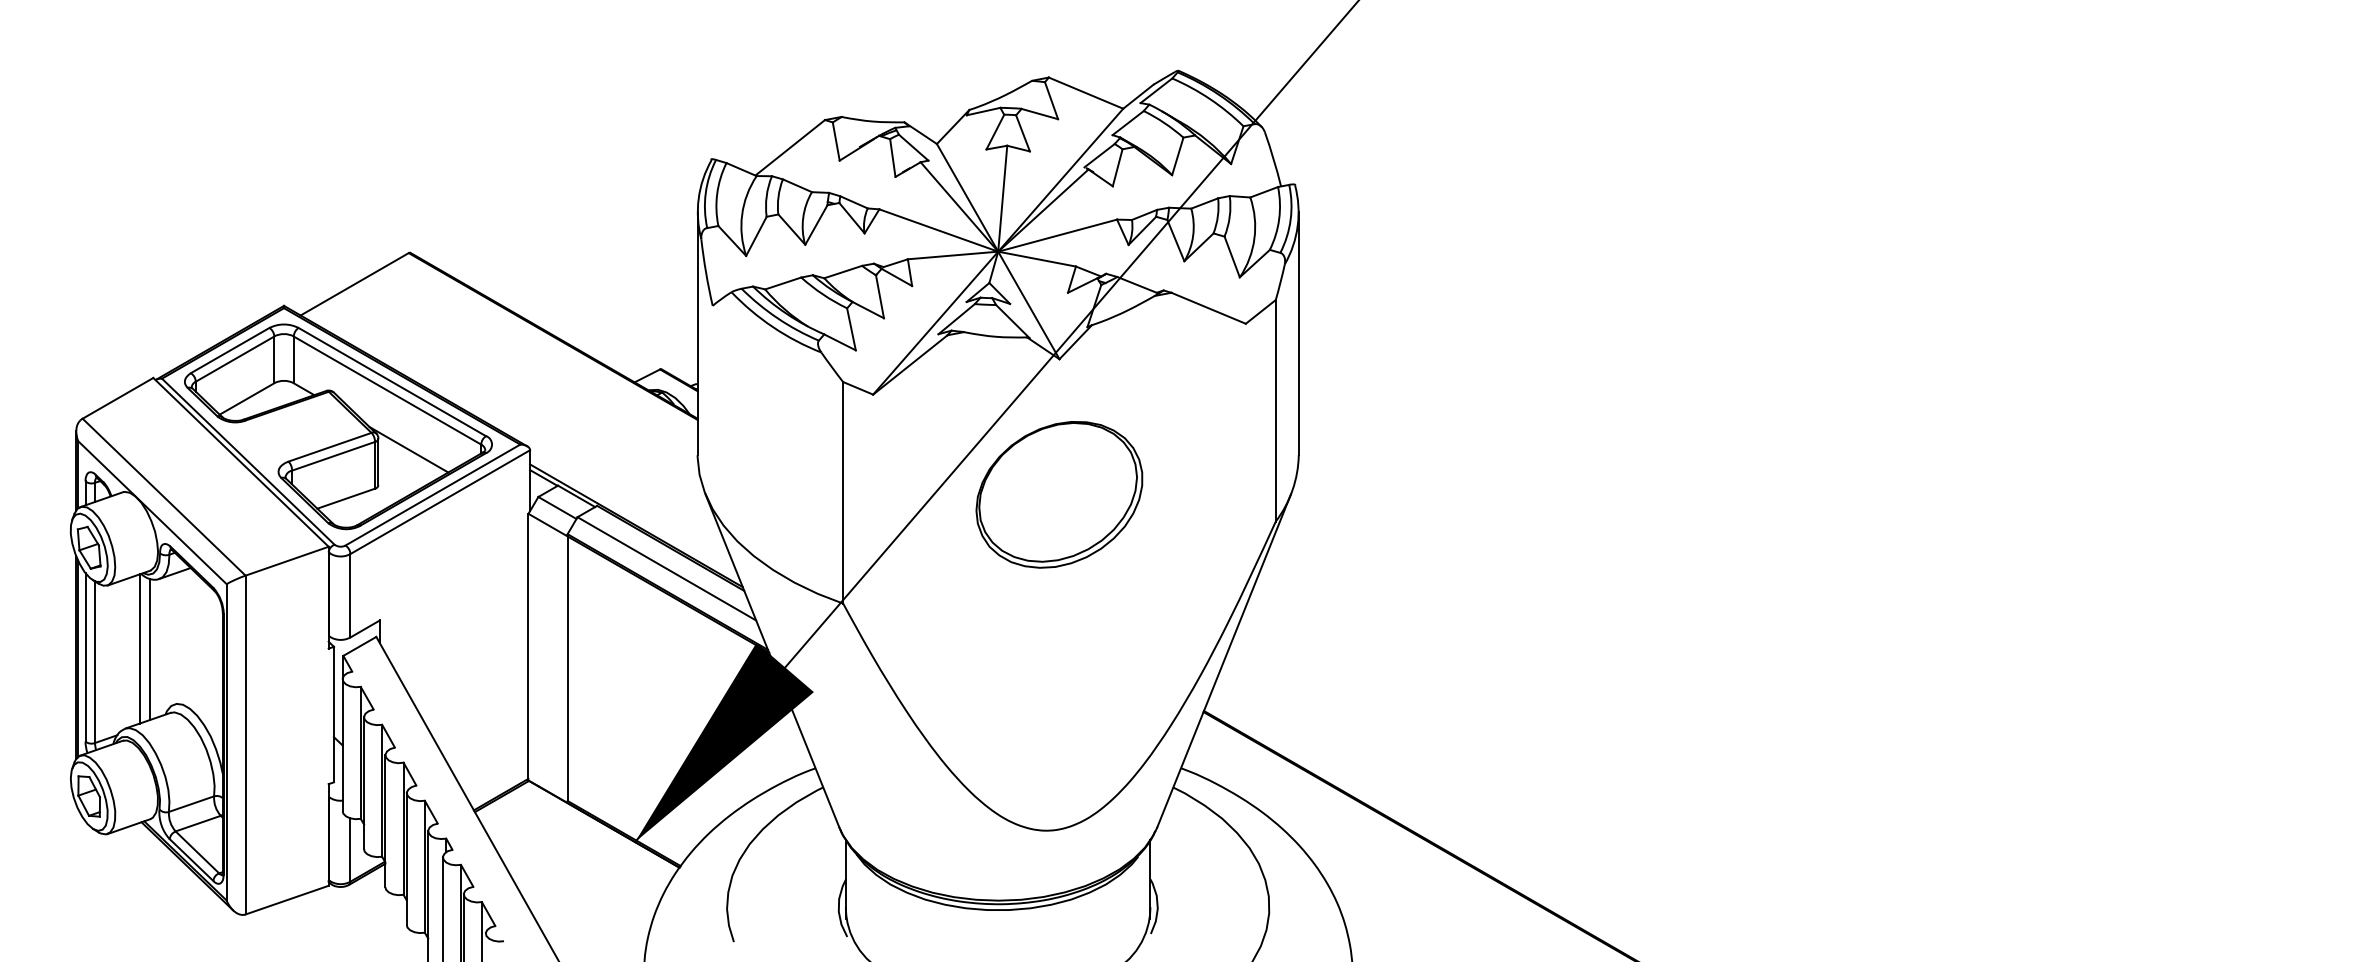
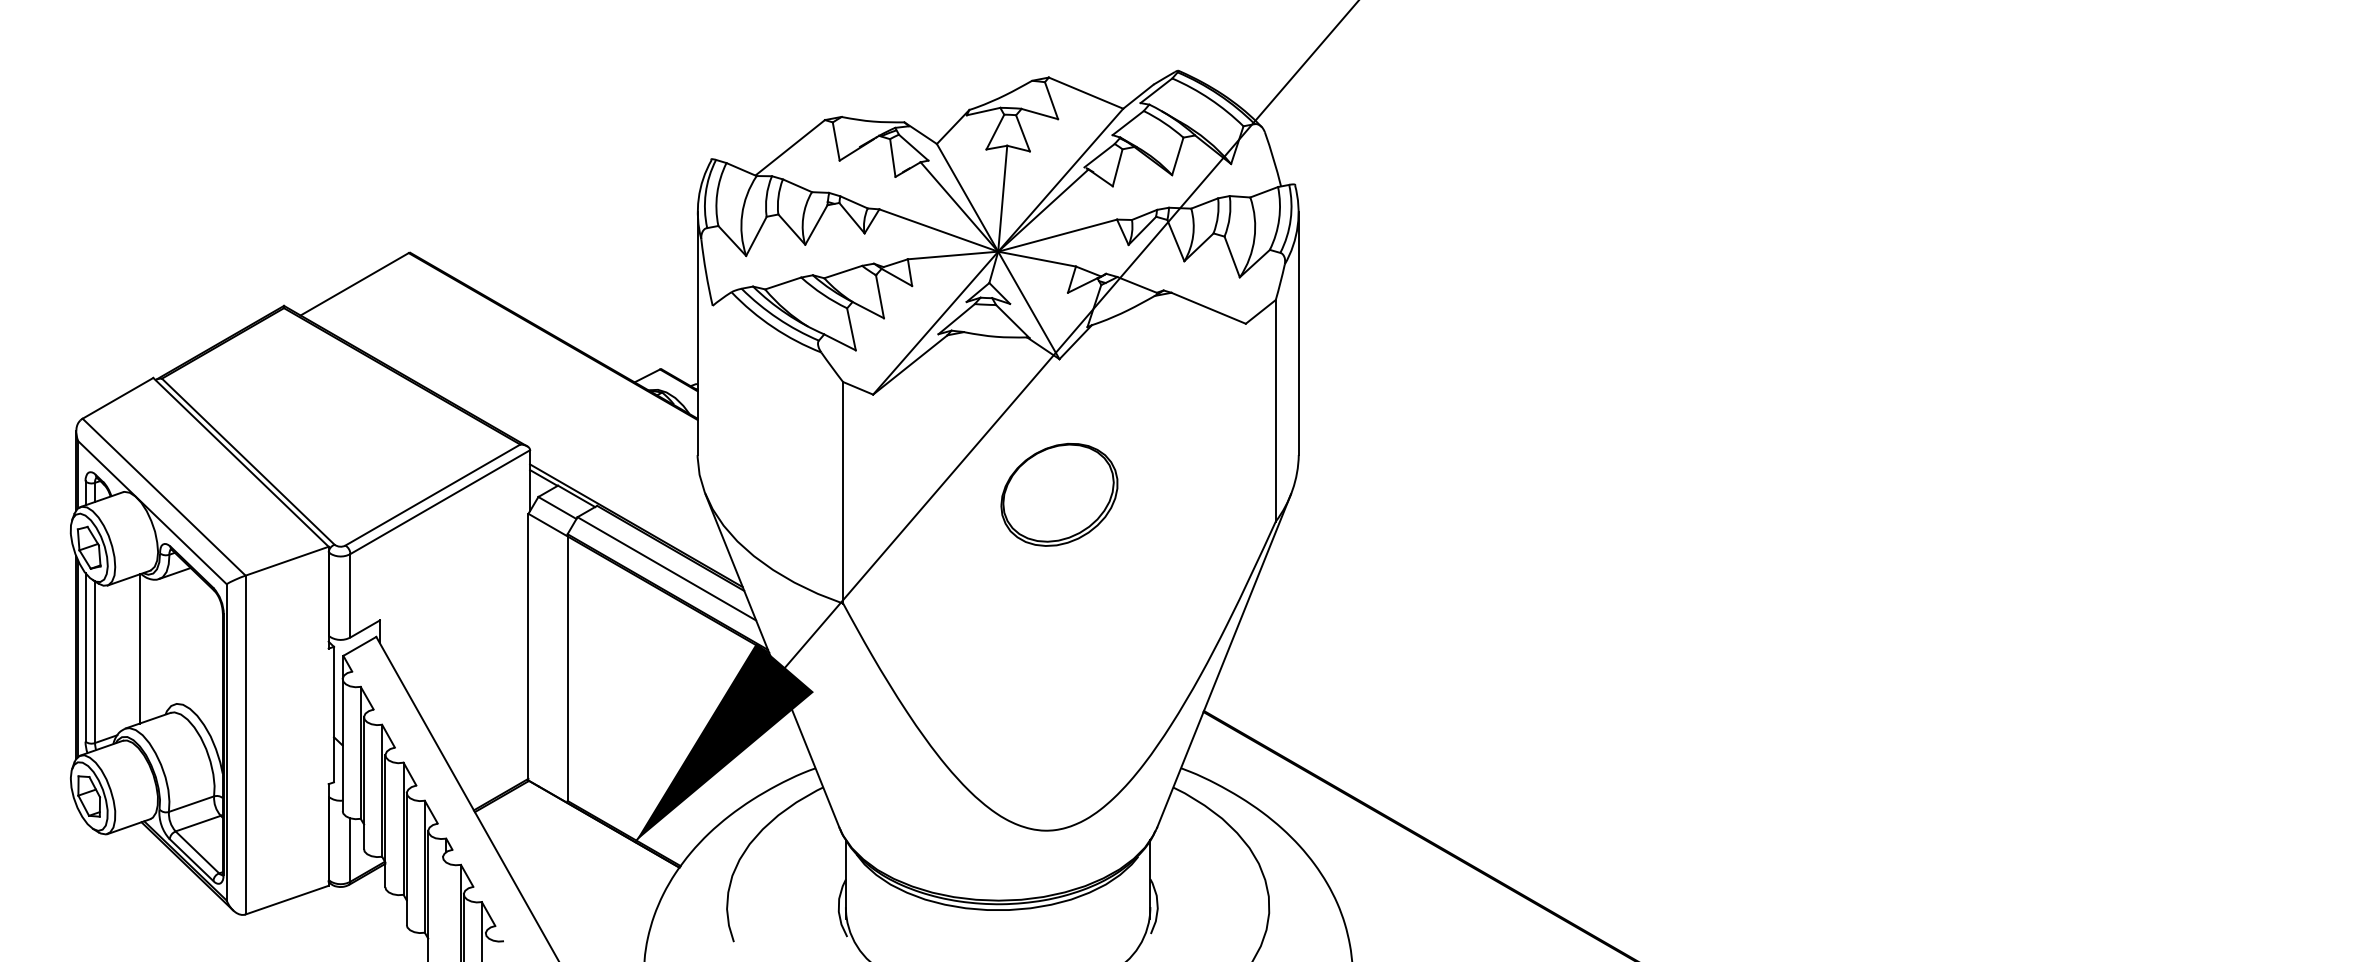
part: present -> none (343, 441)
part size: 169x148 px -> 119x104 px (1059, 494)
line: present -> none (149, 649)
line: present -> none (442, 907)
